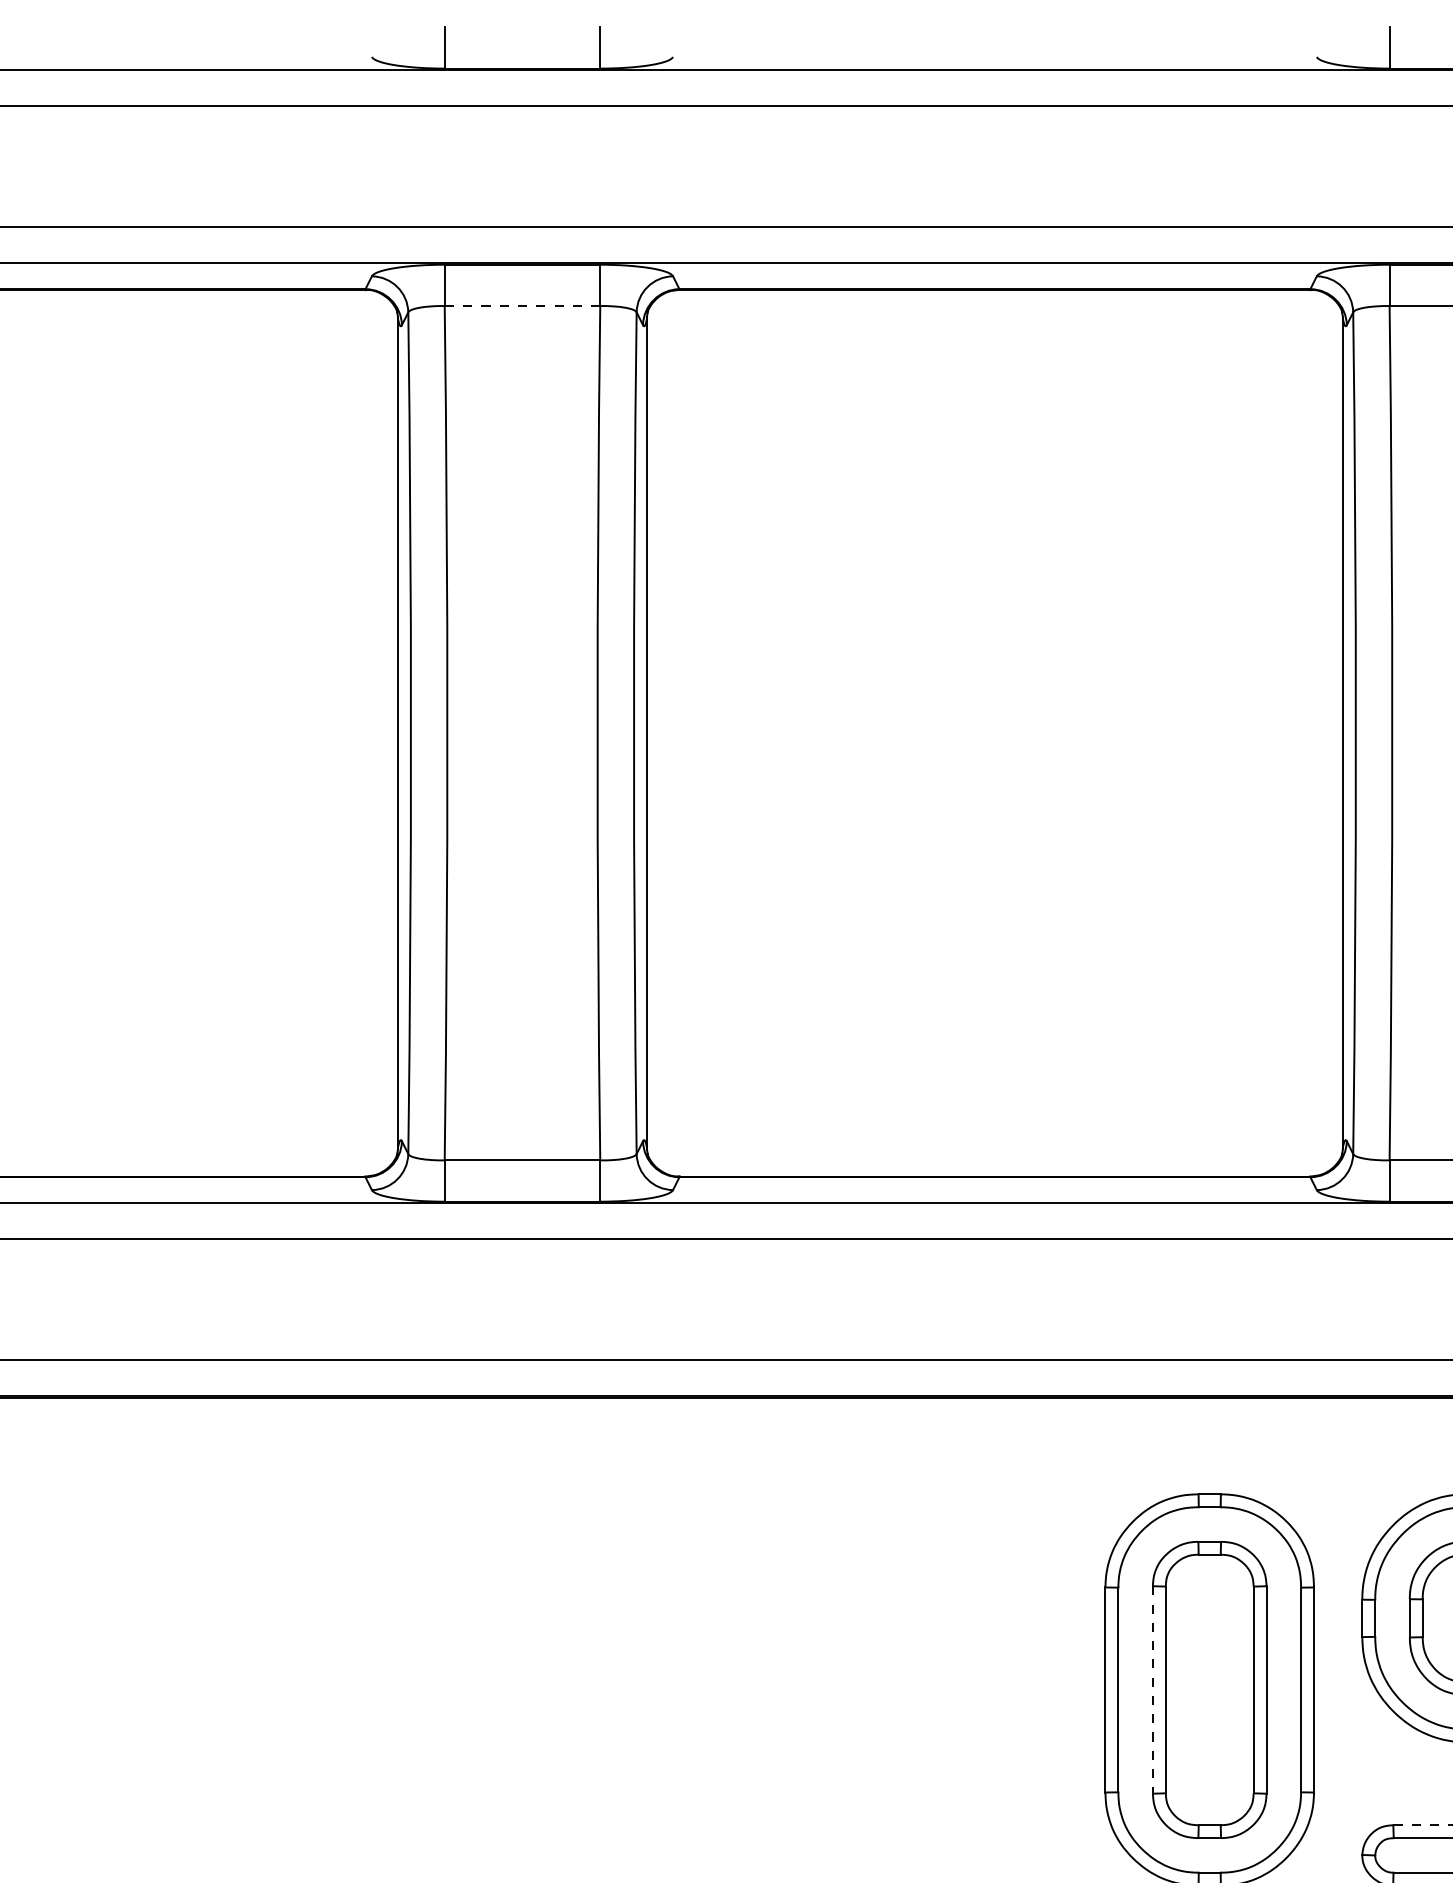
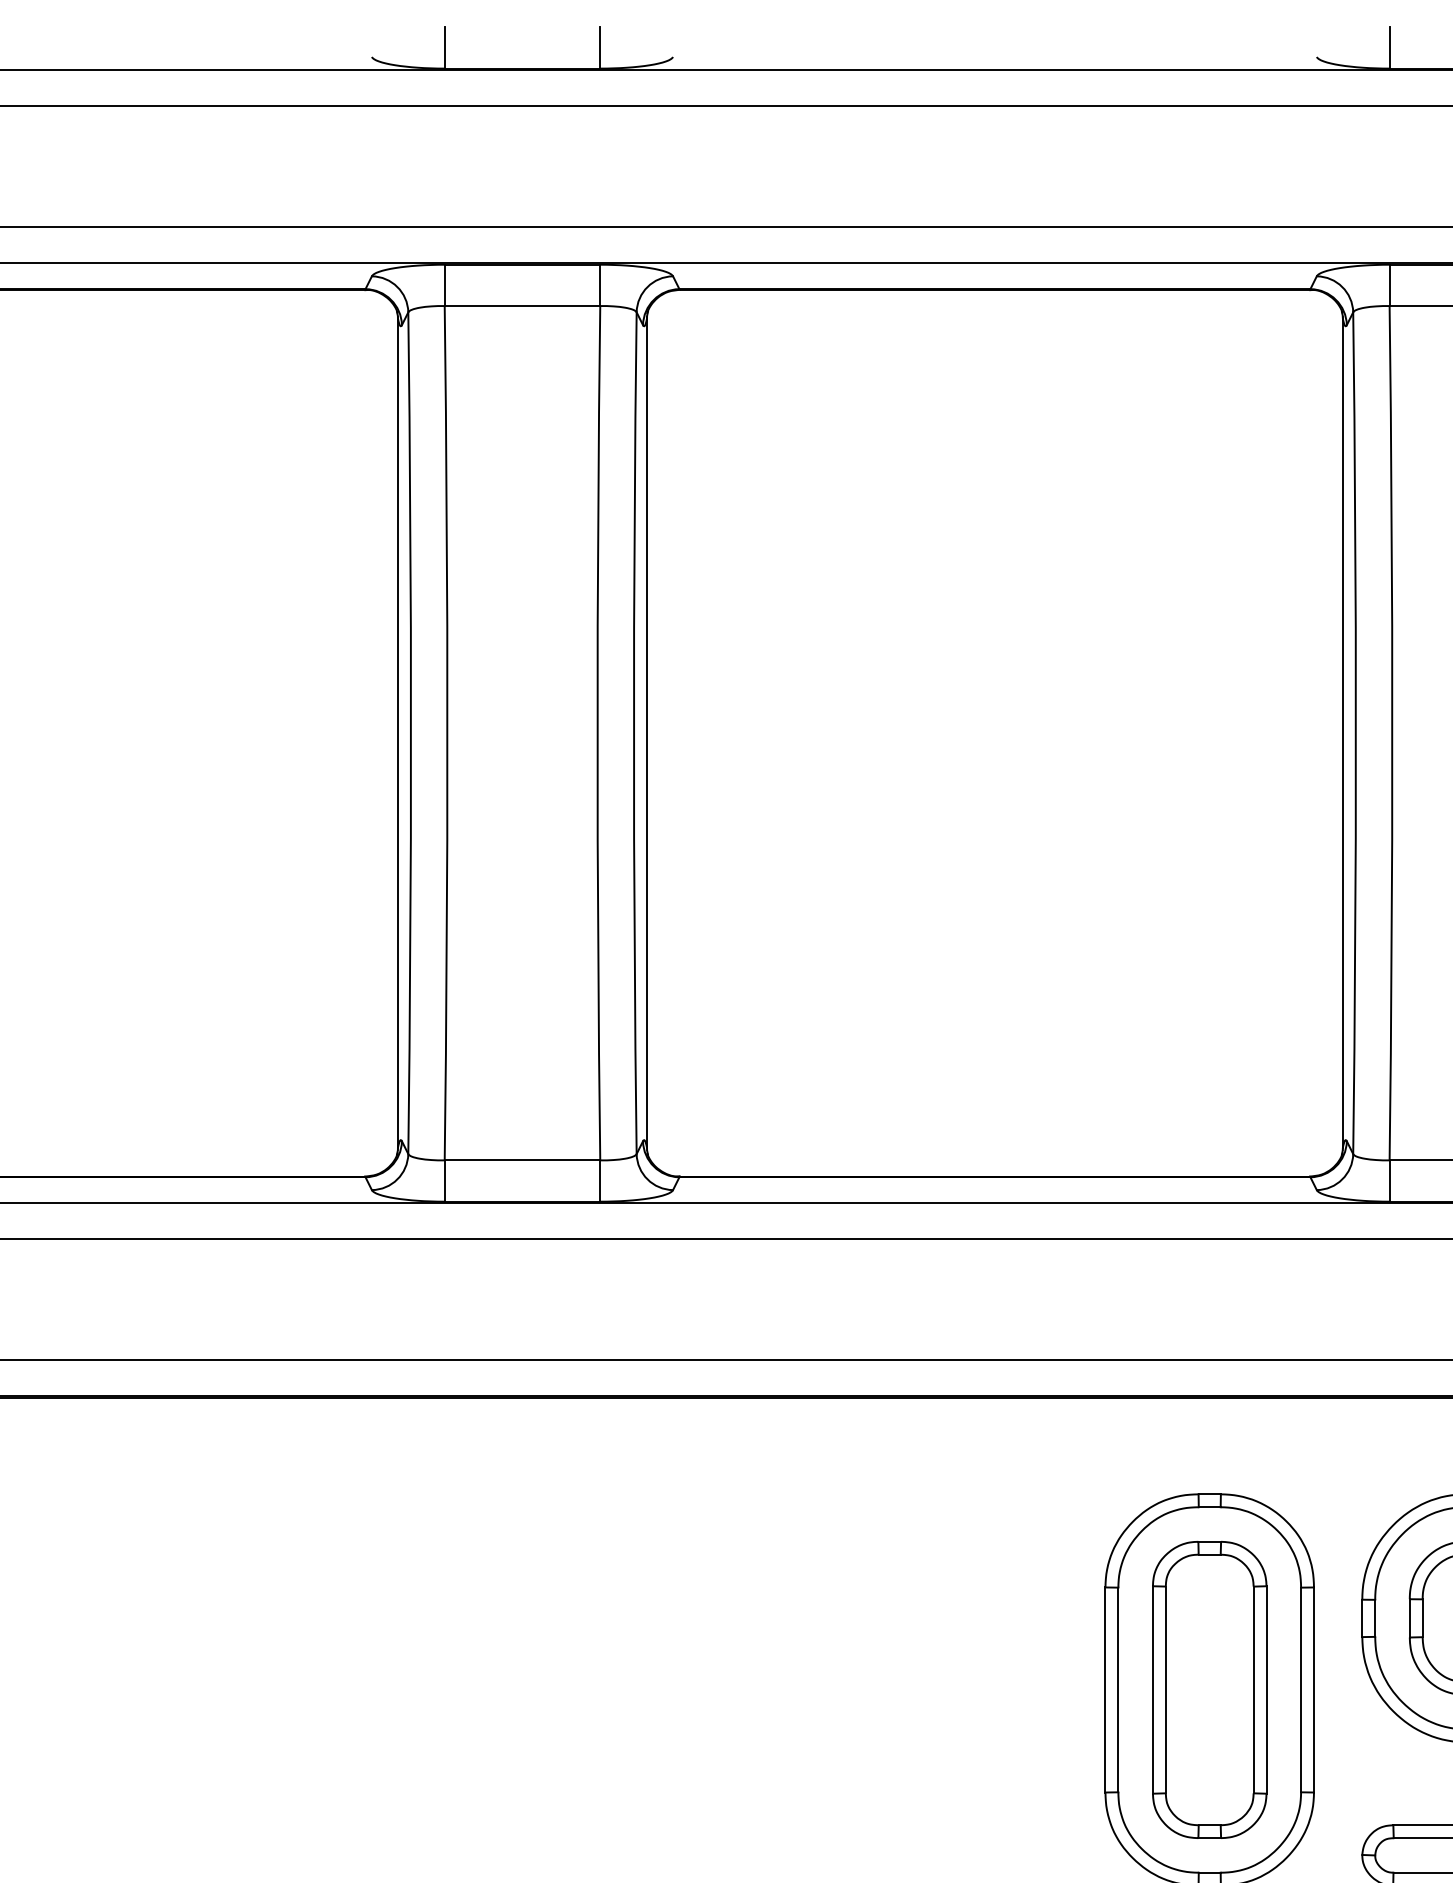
line: dashed -> solid (522, 306)
line: dashed -> solid (1152, 1689)
line: dashed -> solid (1423, 1825)
